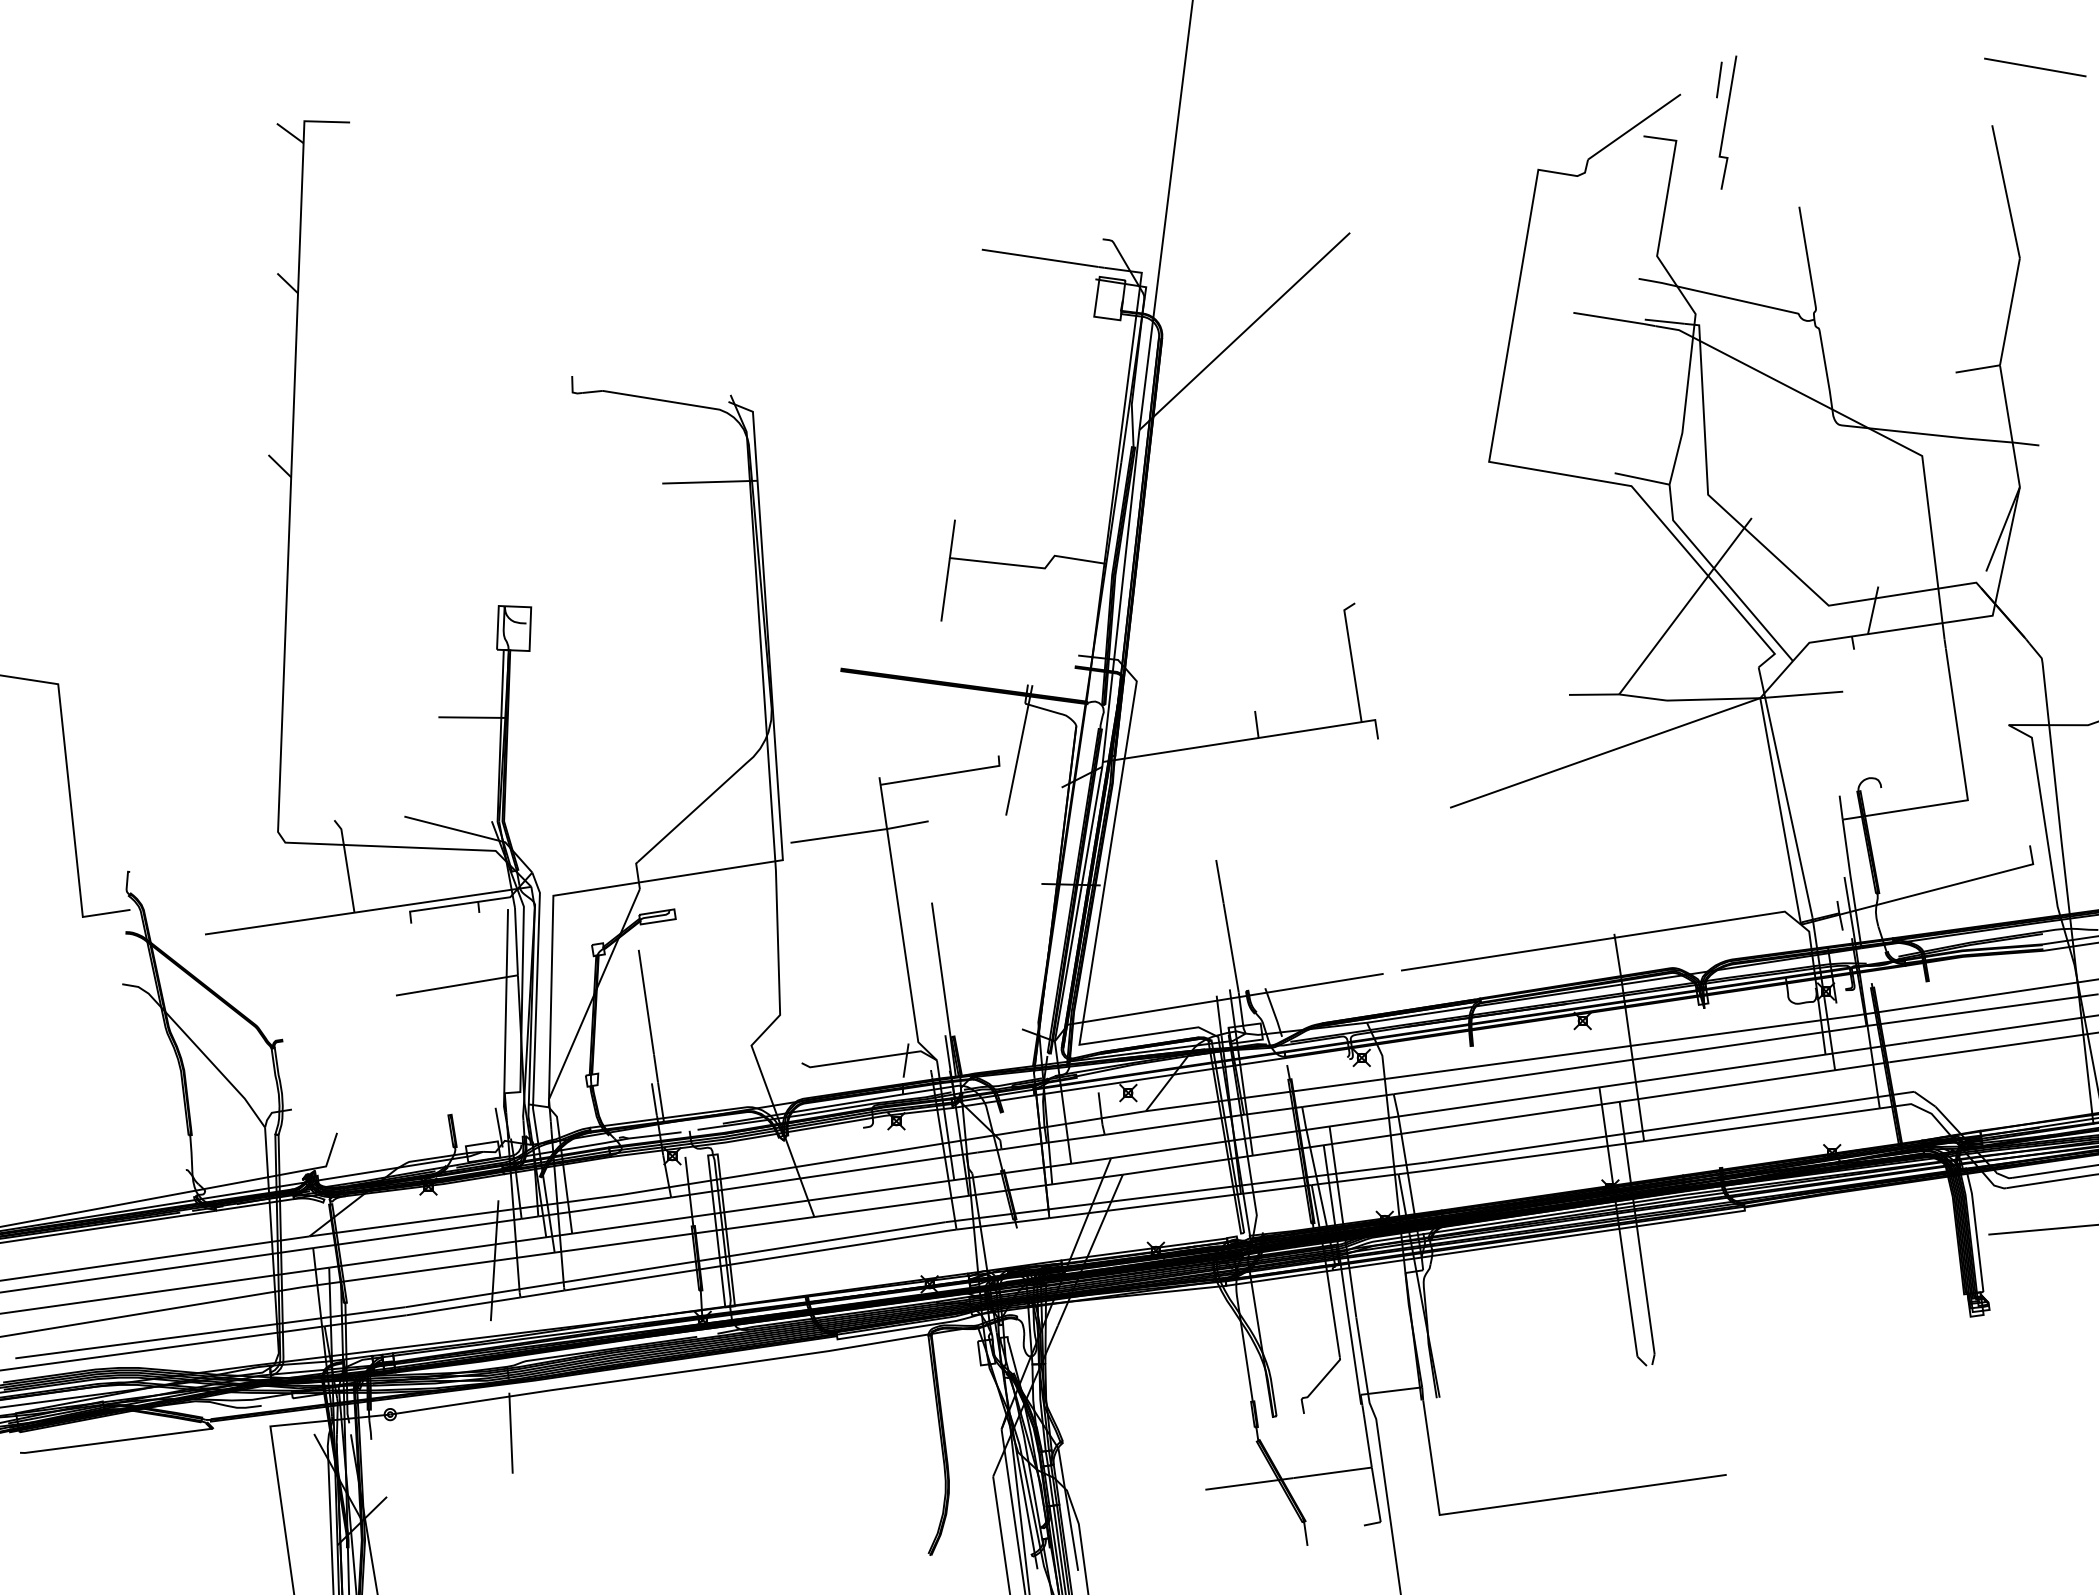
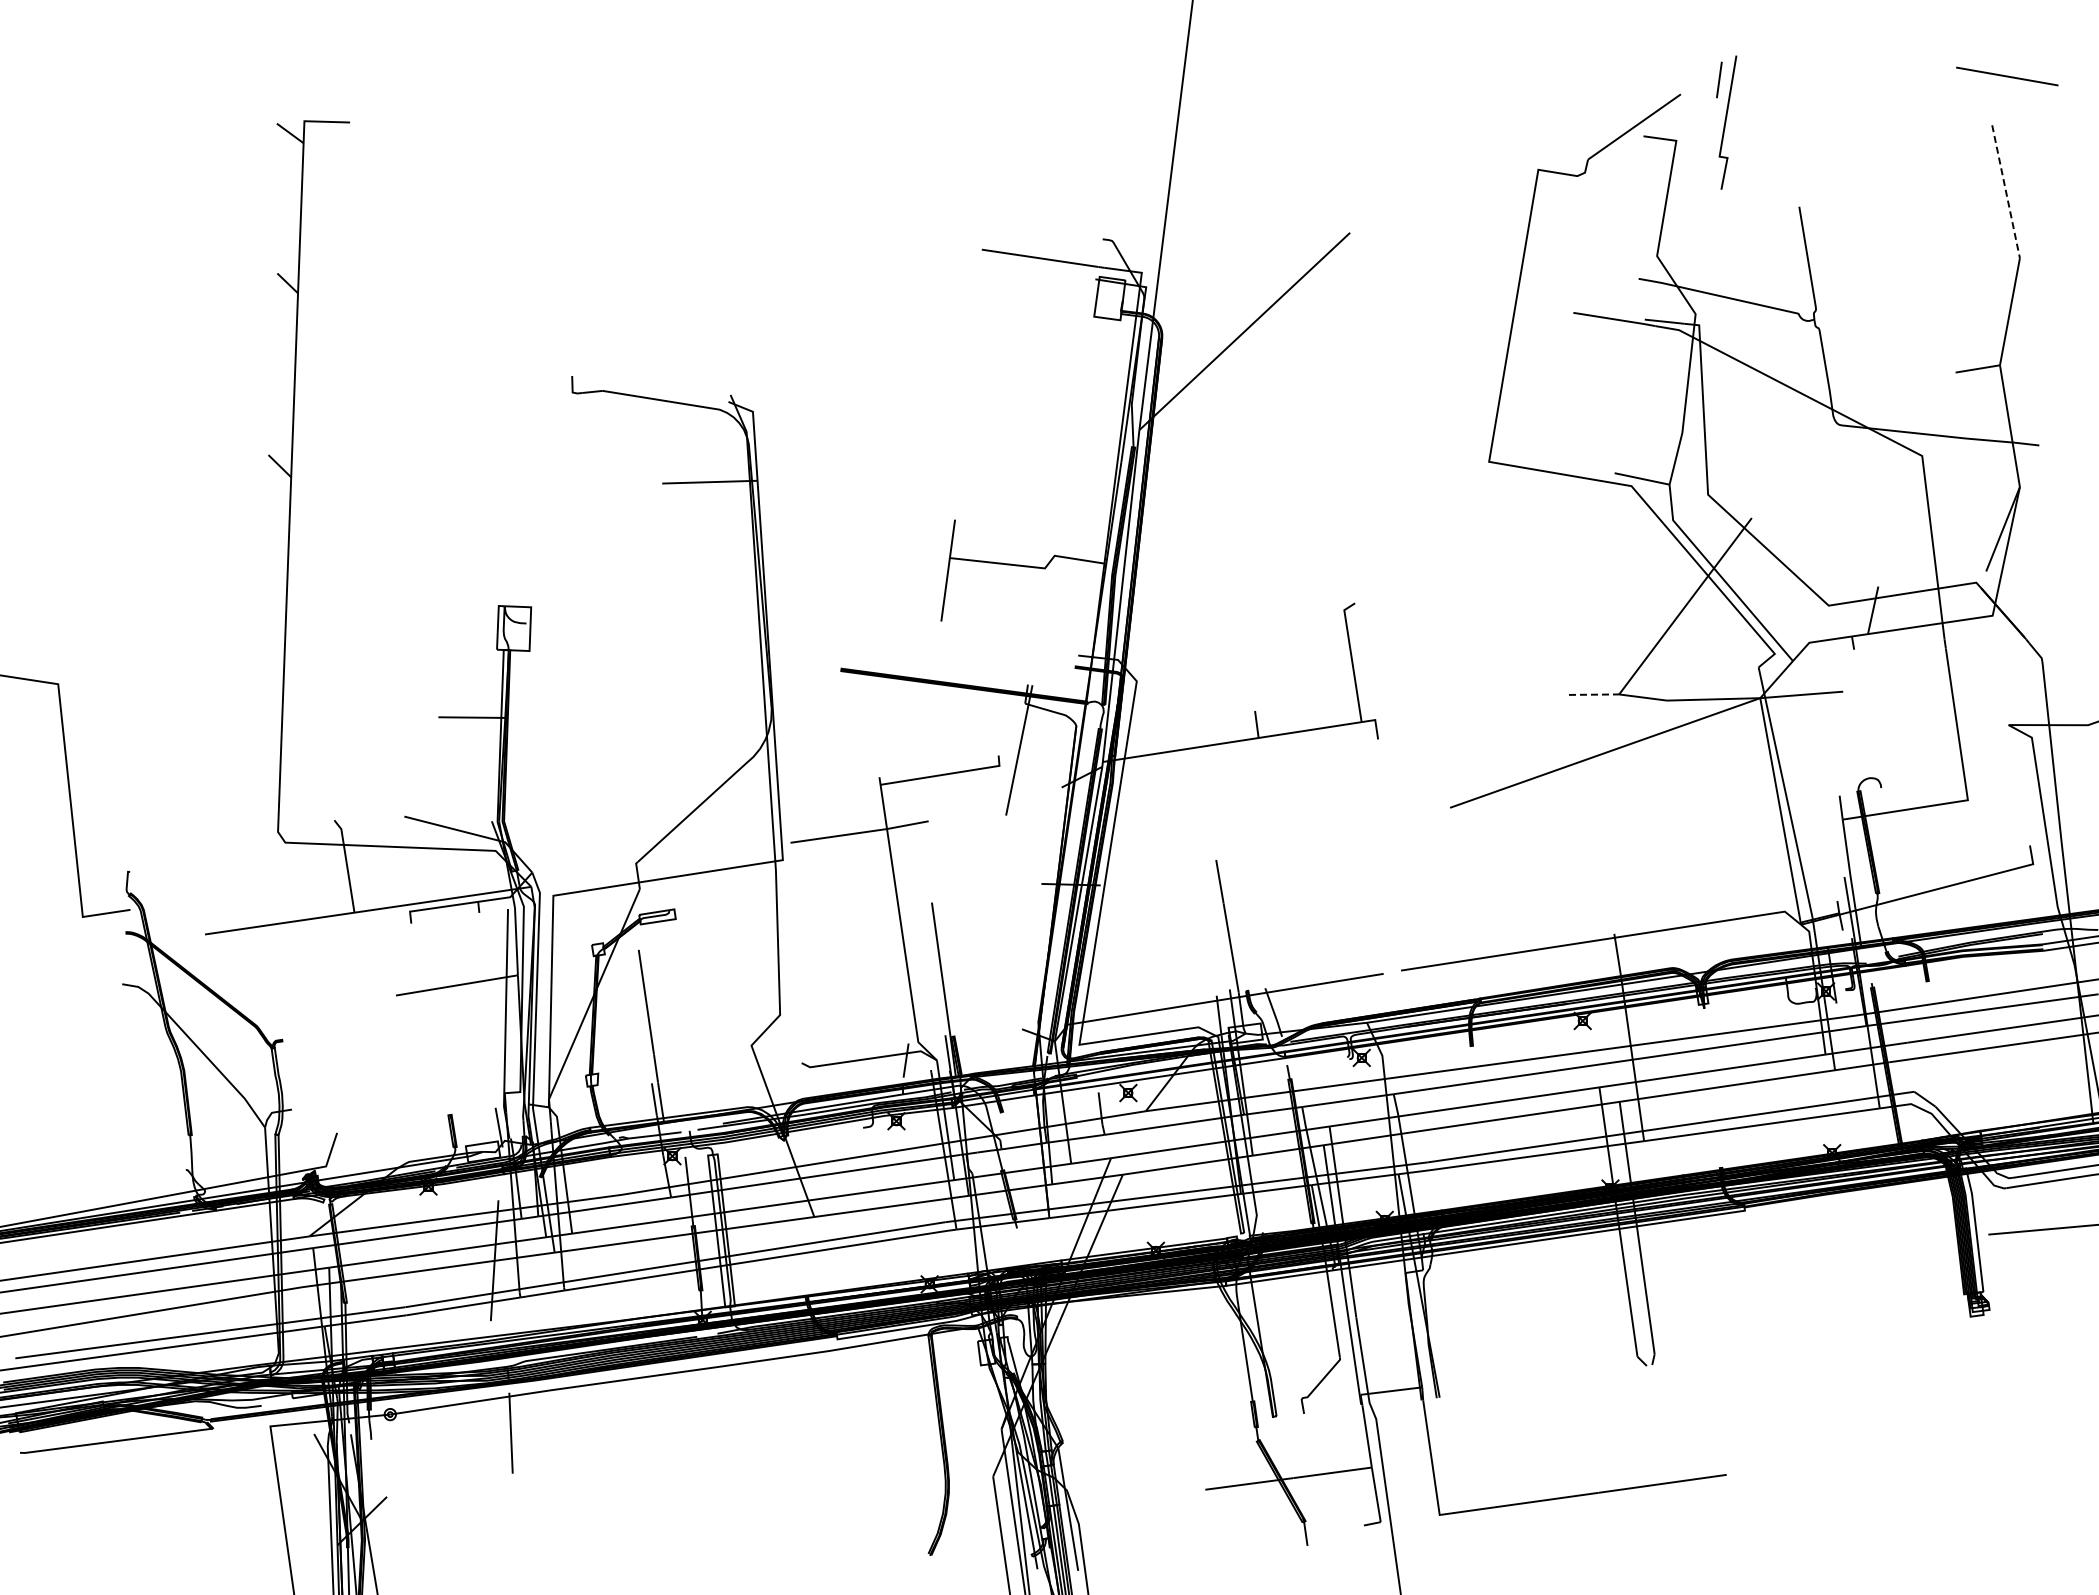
line position: (2035, 67) -> (2007, 76) (2007, 76)
line: solid -> dashed (2006, 191)
line: solid -> dashed (1594, 694)
